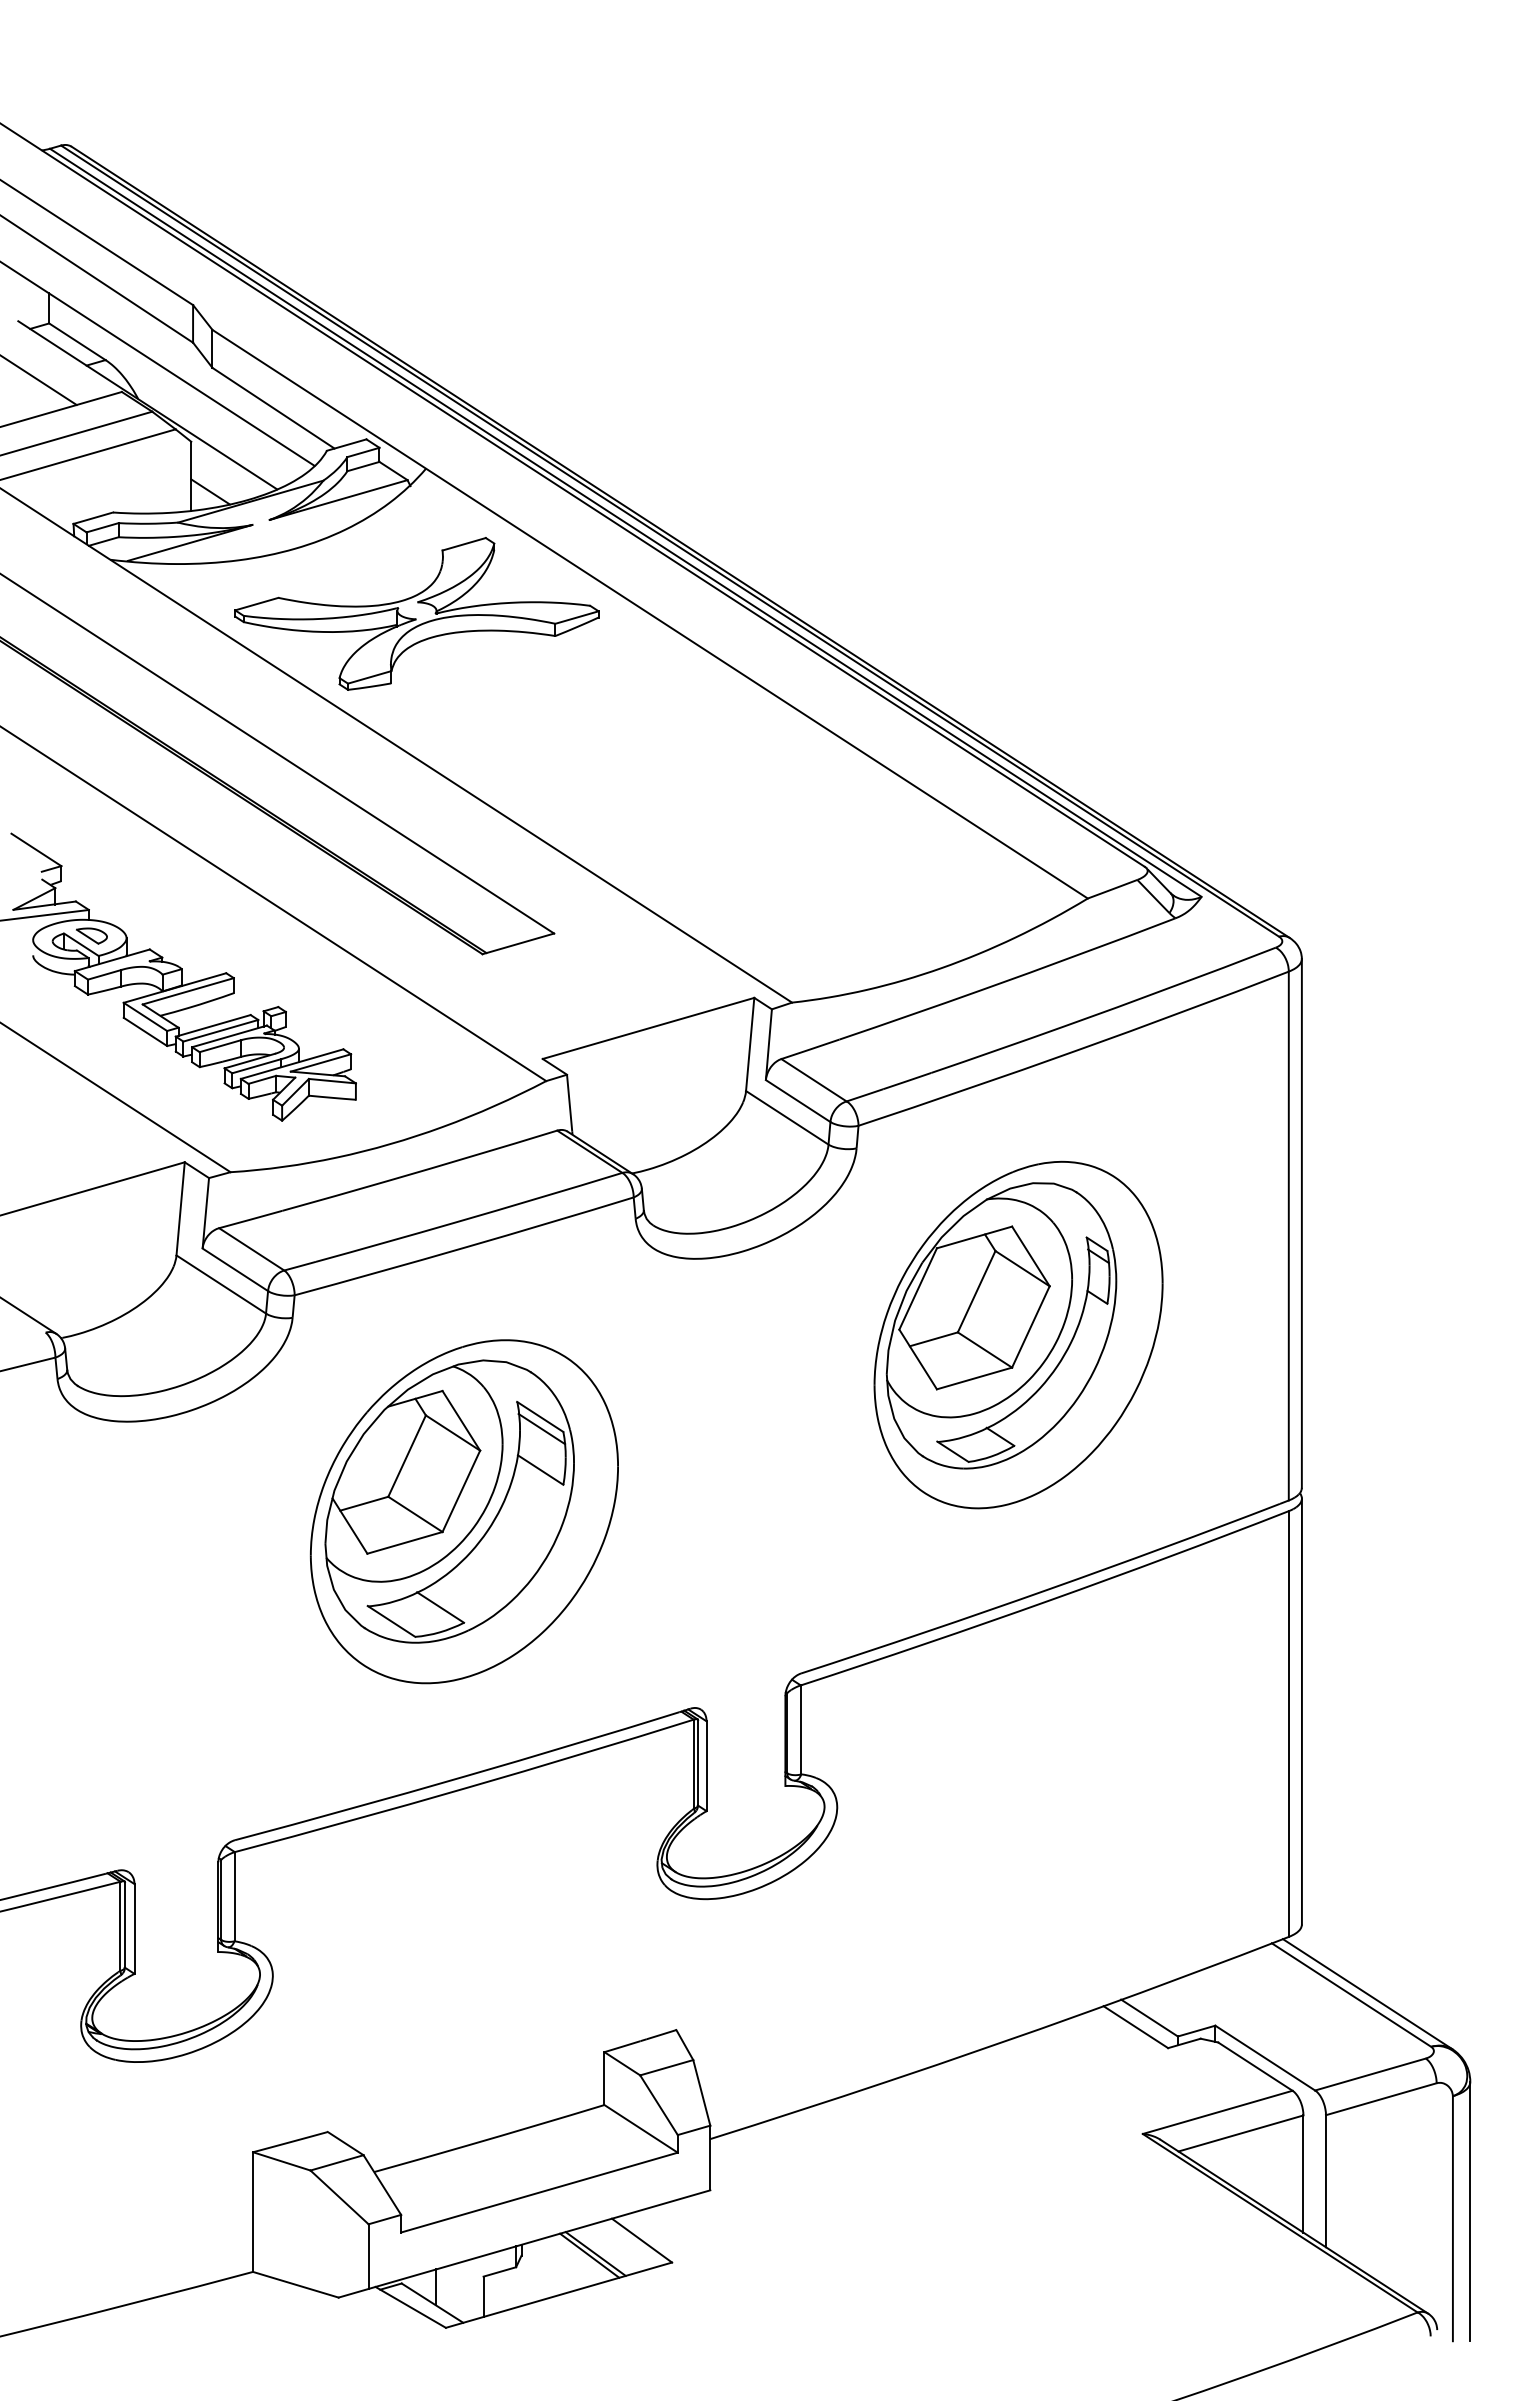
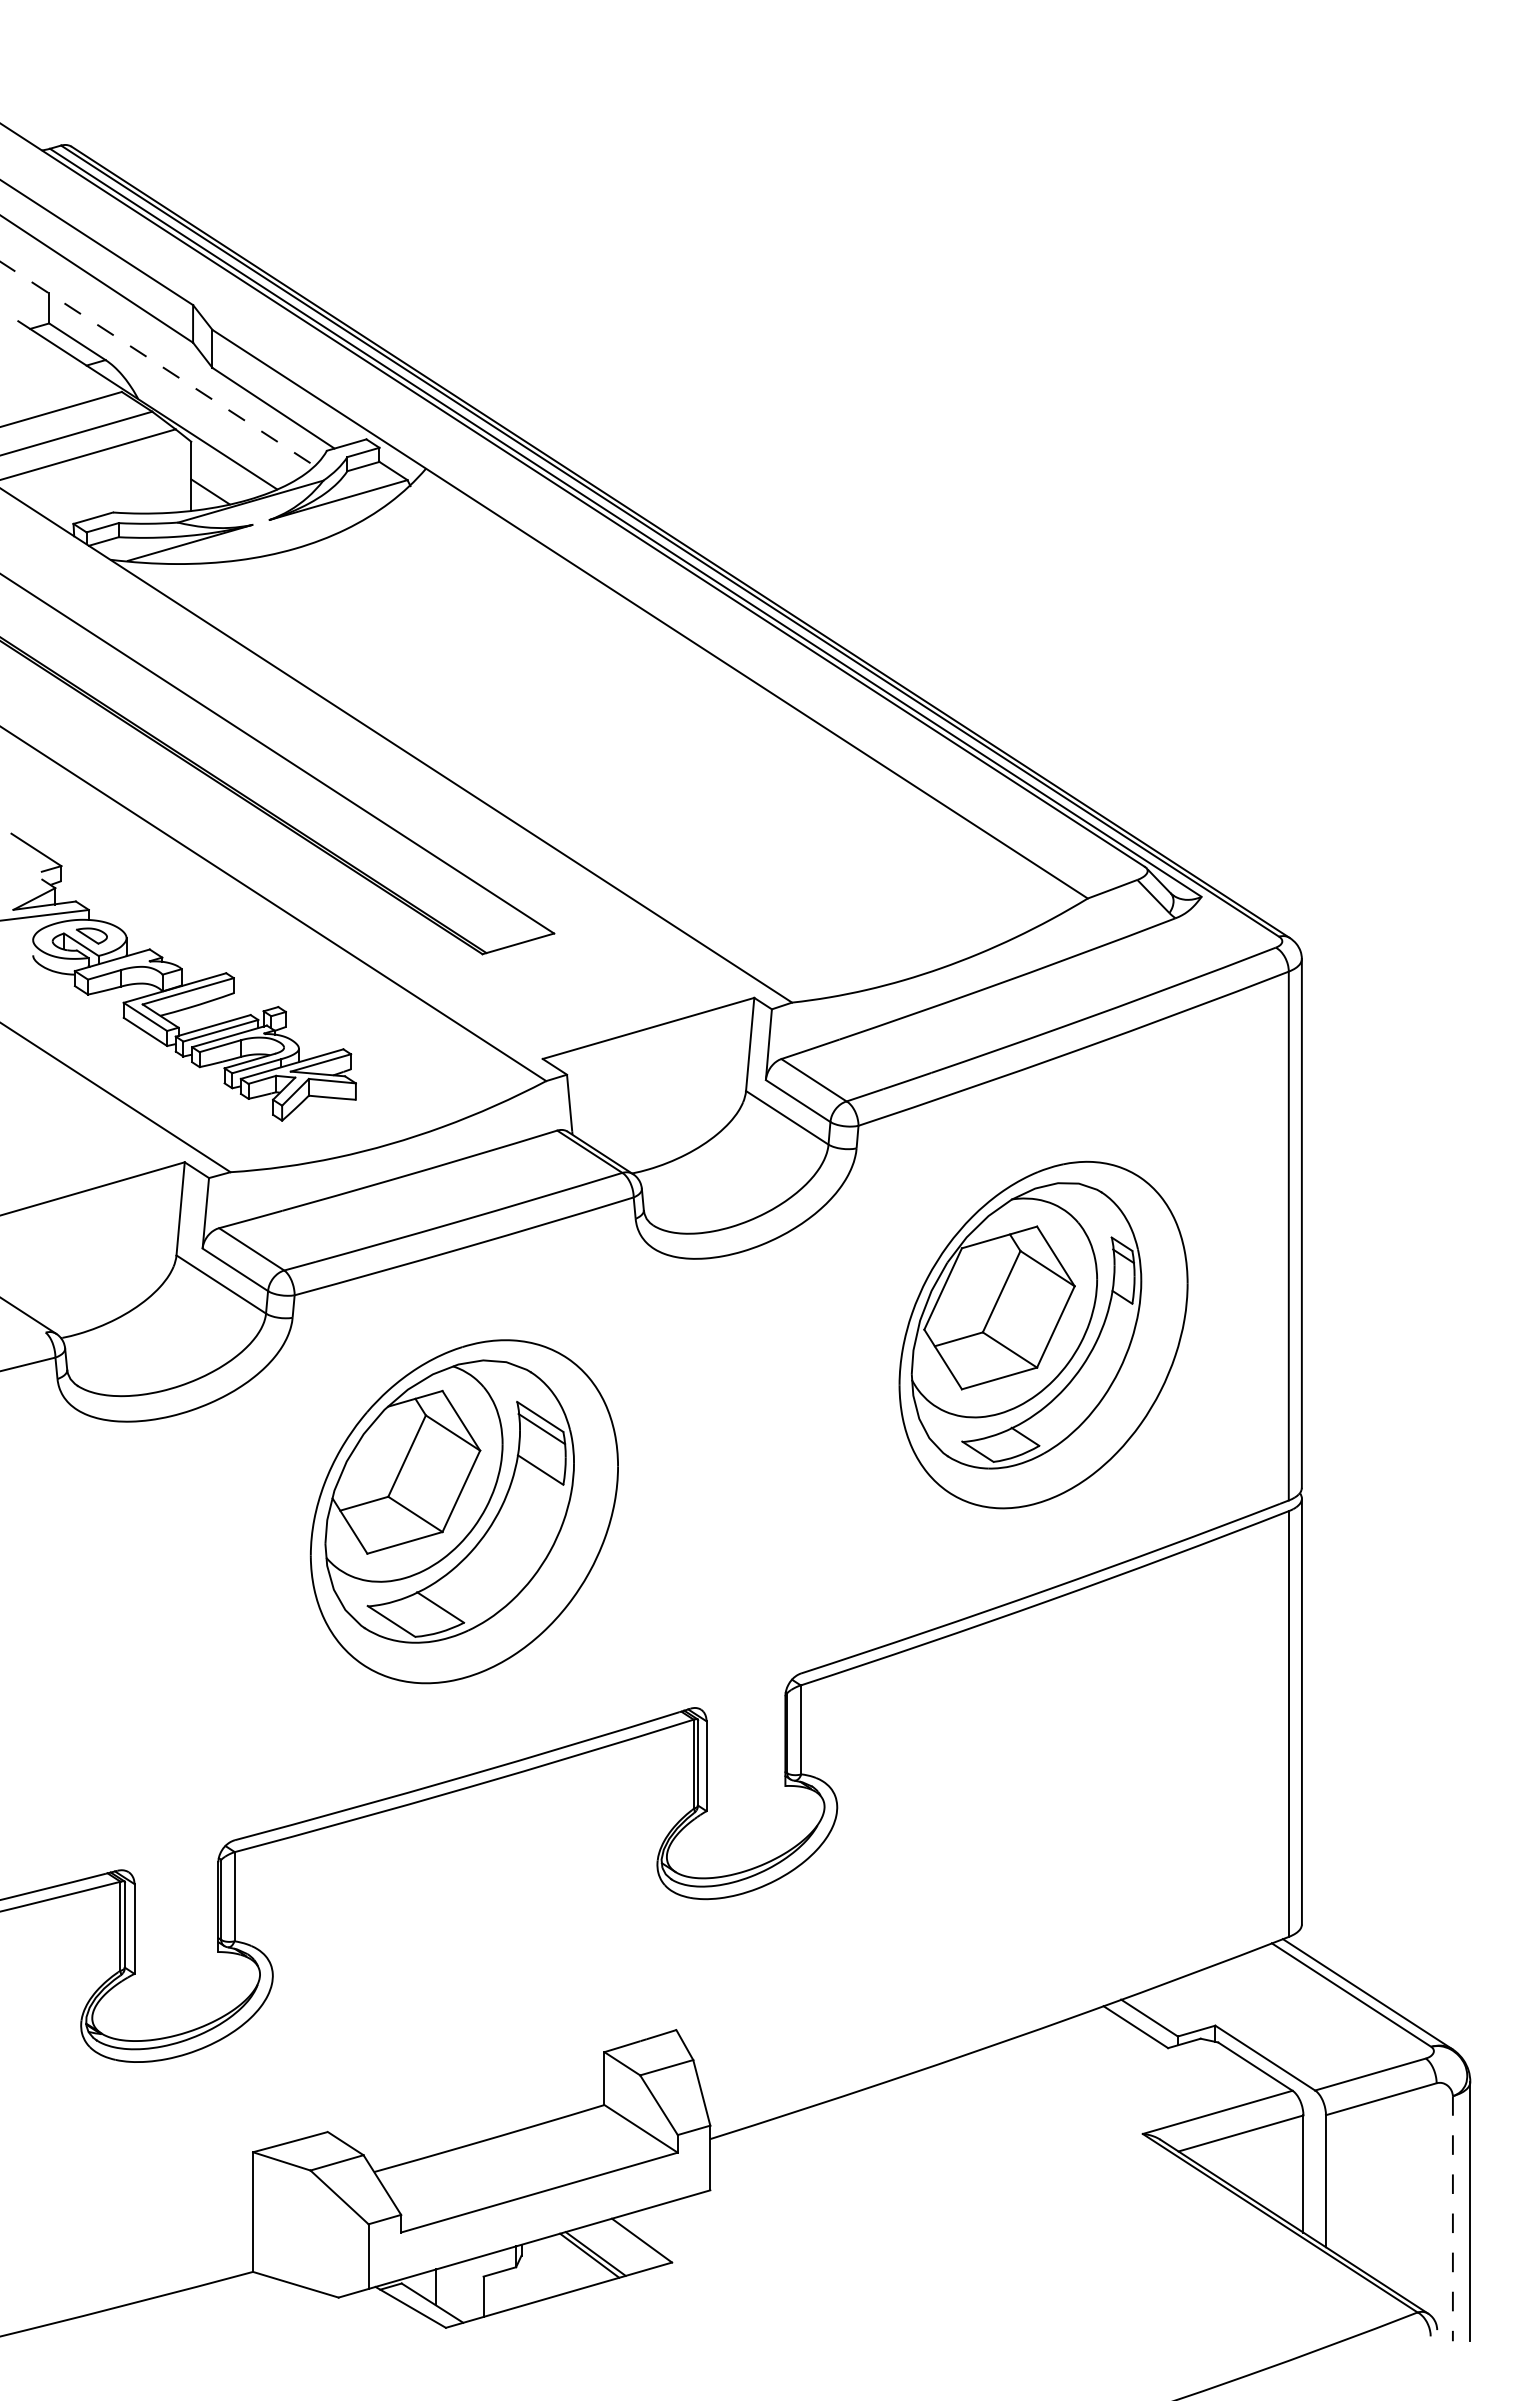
line: solid -> dashed (157, 364)
line: present -> none (39, 380)
part: present -> none (416, 613)
part position: (1018, 1334) -> (1043, 1334) (1043, 1334)
line: solid -> dashed (1452, 2218)
